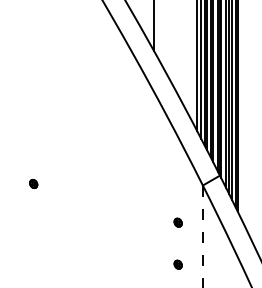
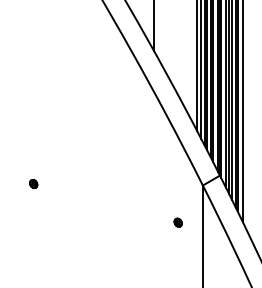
line: none -> present (242, 111)
line: dashed -> solid (202, 236)
part: present -> none (177, 264)
